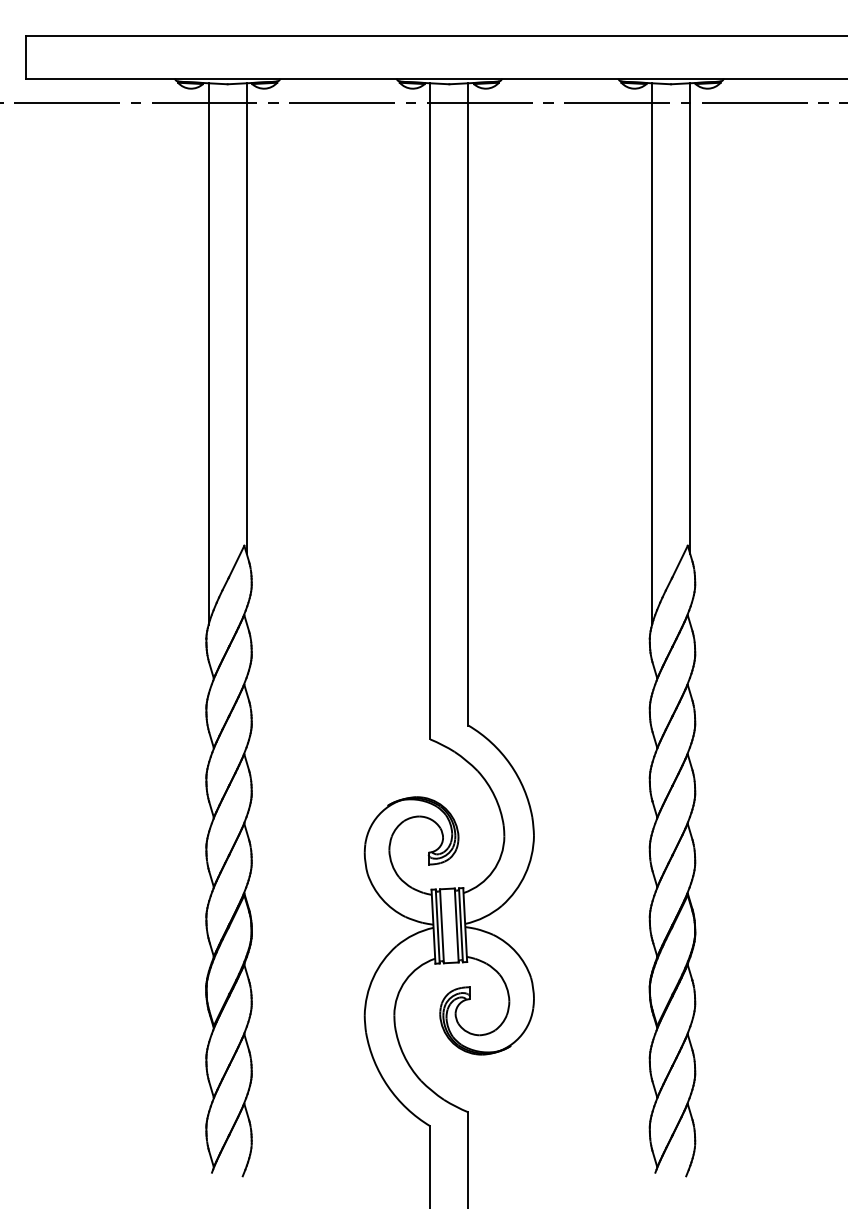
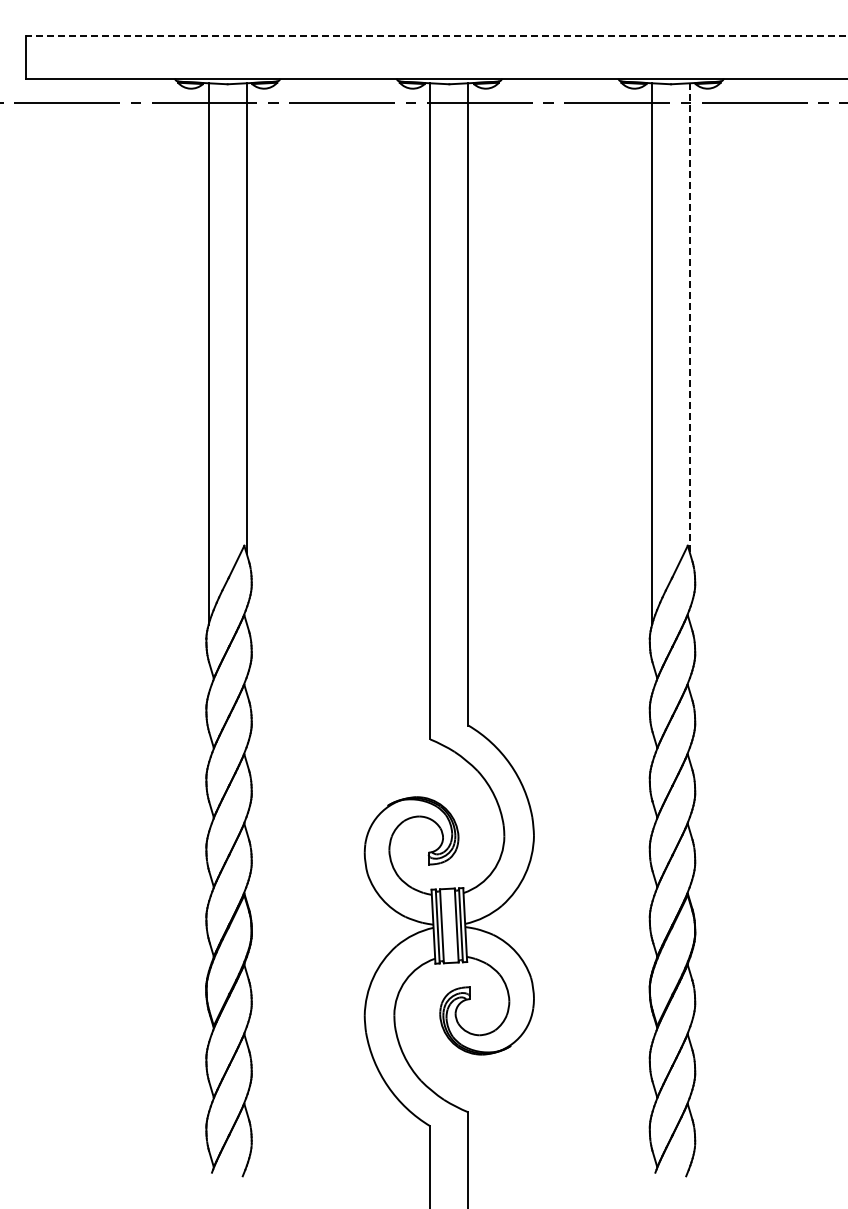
line: solid -> dashed (436, 36)
line: solid -> dashed (690, 318)
